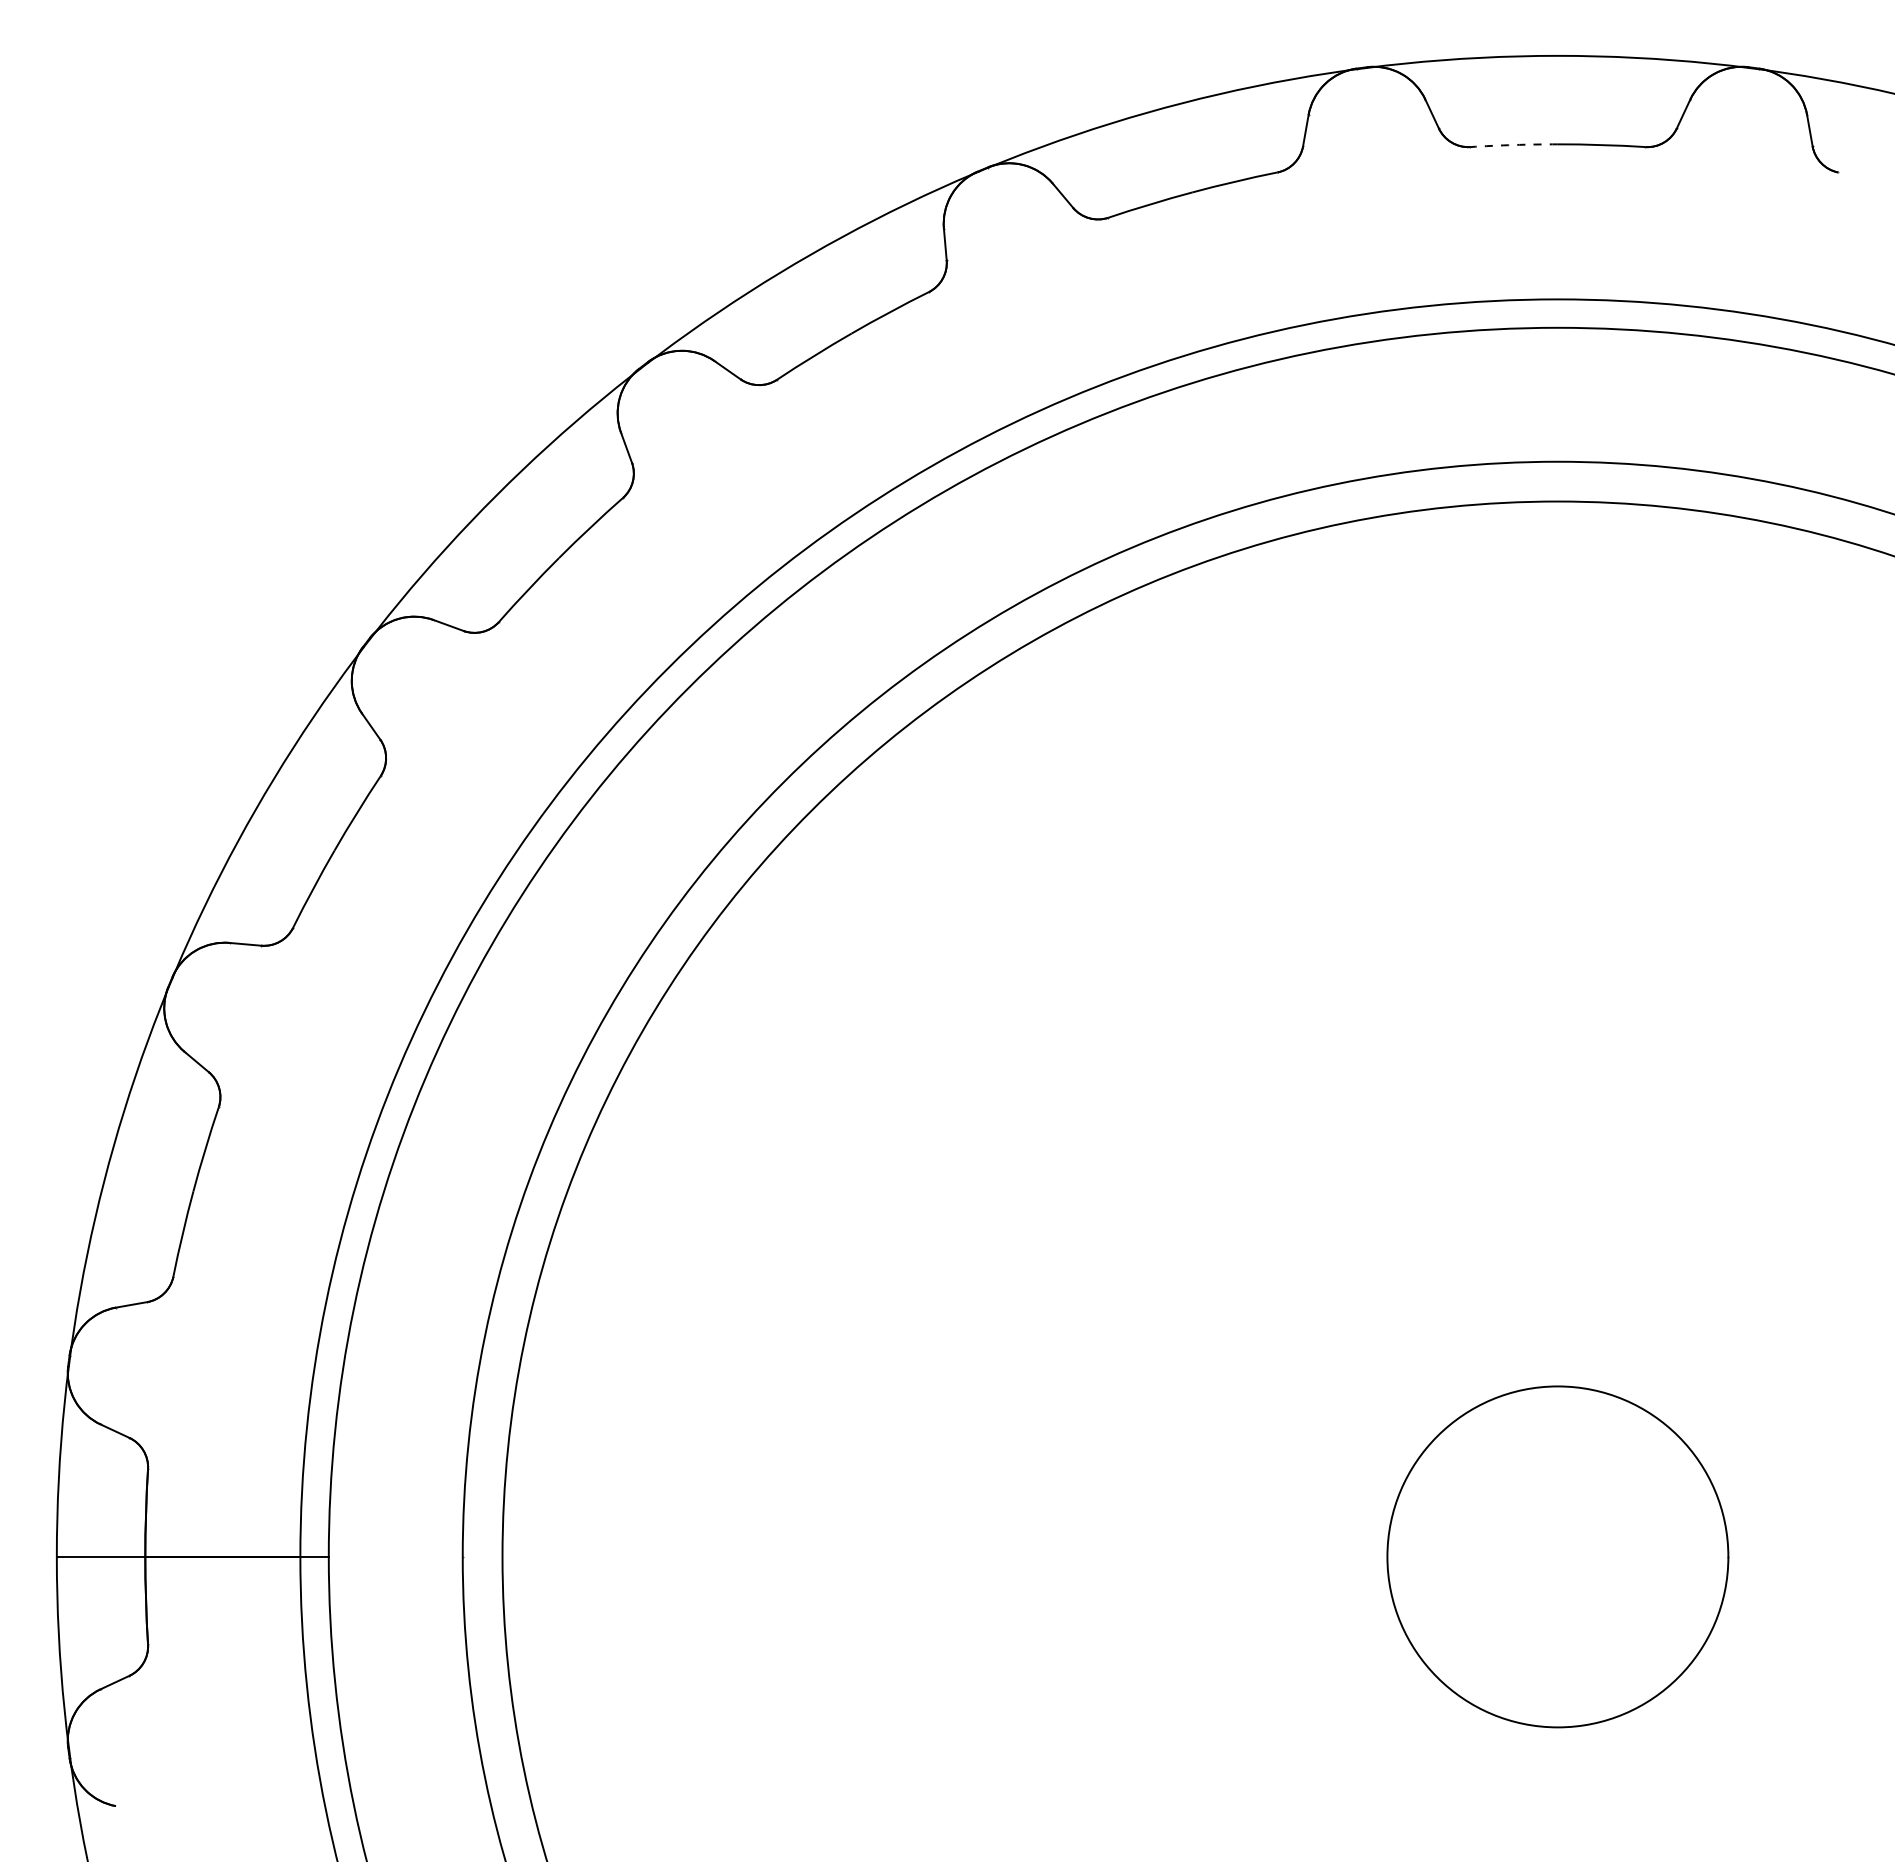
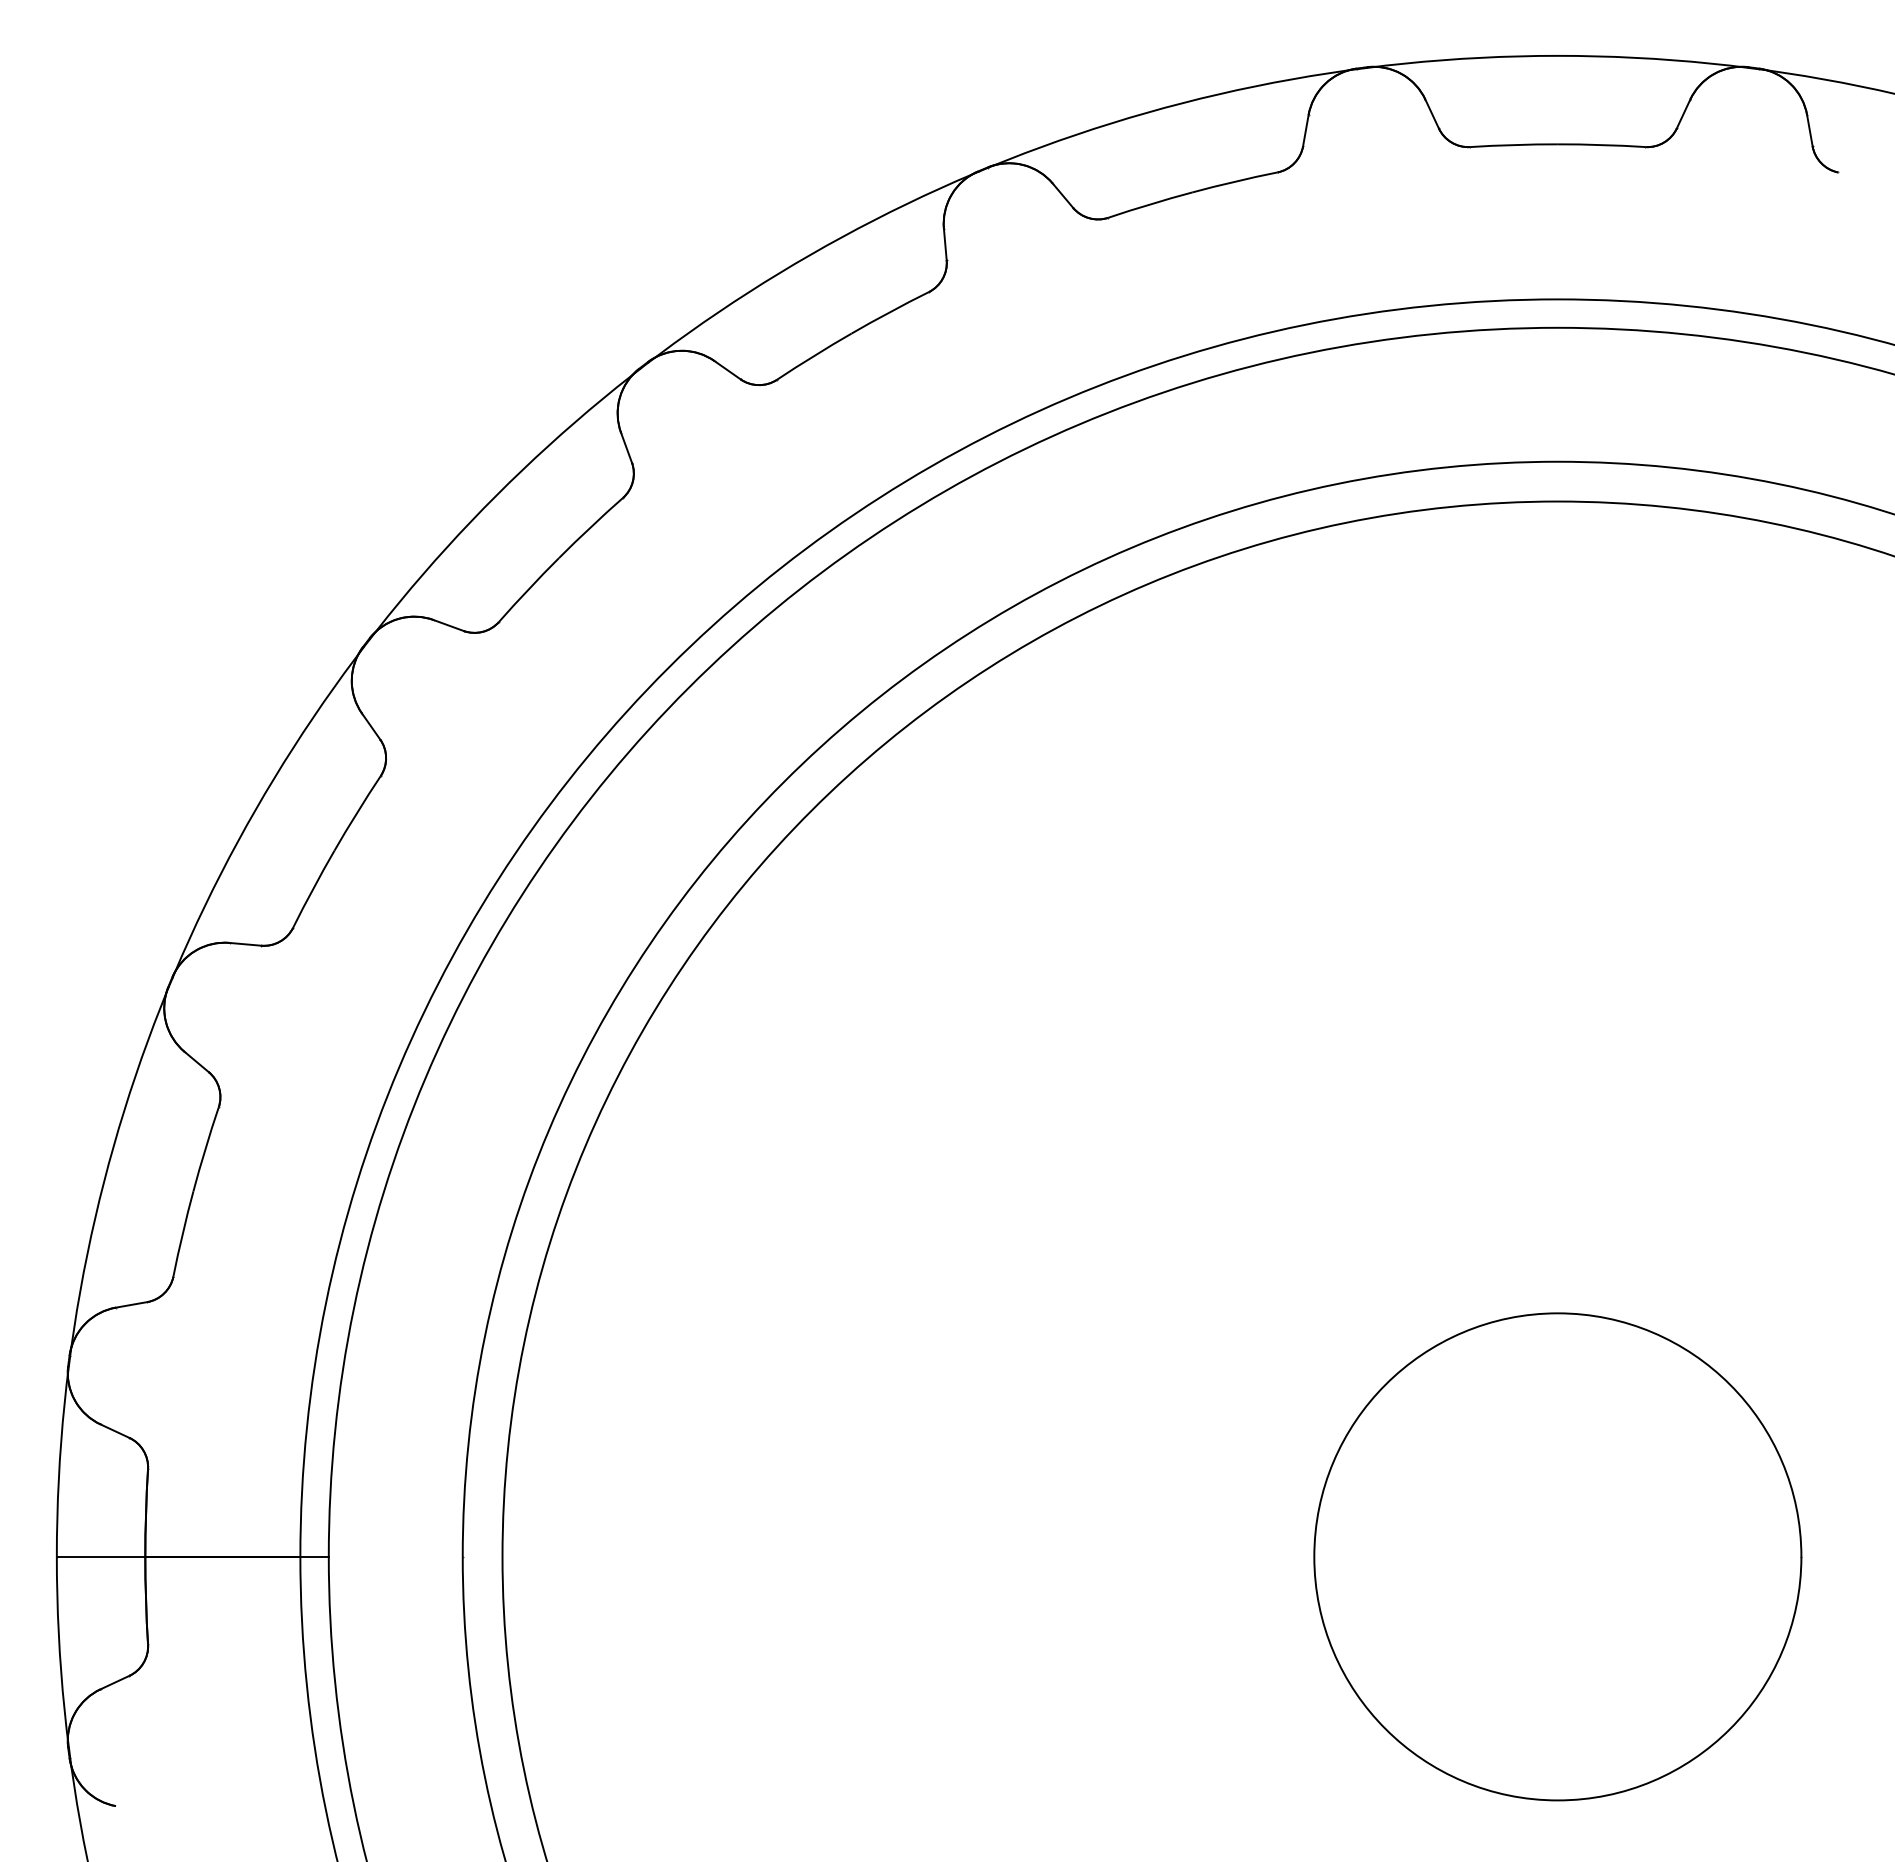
arc: dashed -> solid (1514, 145)
circle size: 344x344 px -> 490x490 px (1557, 1556)
